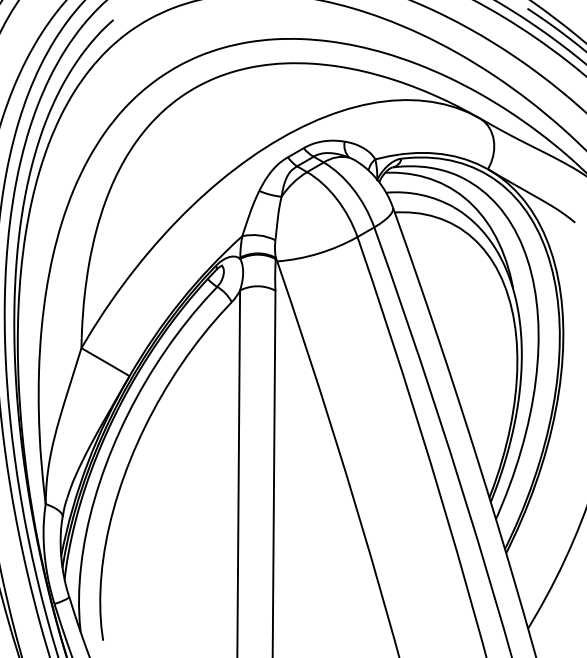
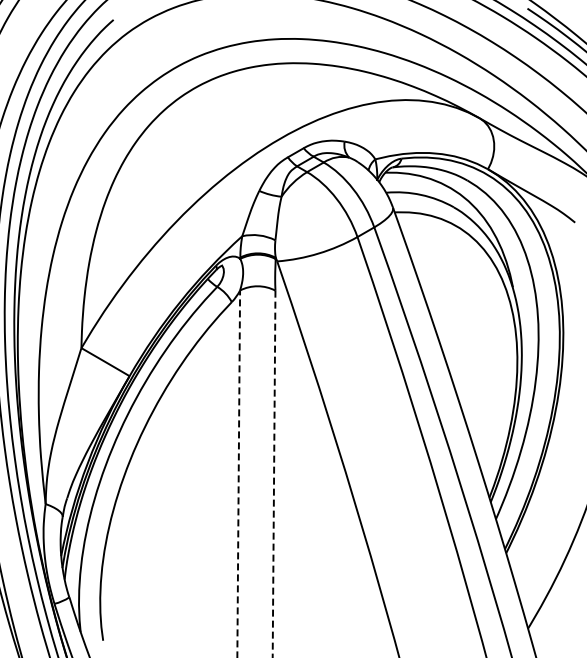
line: solid -> dashed (238, 473)
line: solid -> dashed (274, 474)
